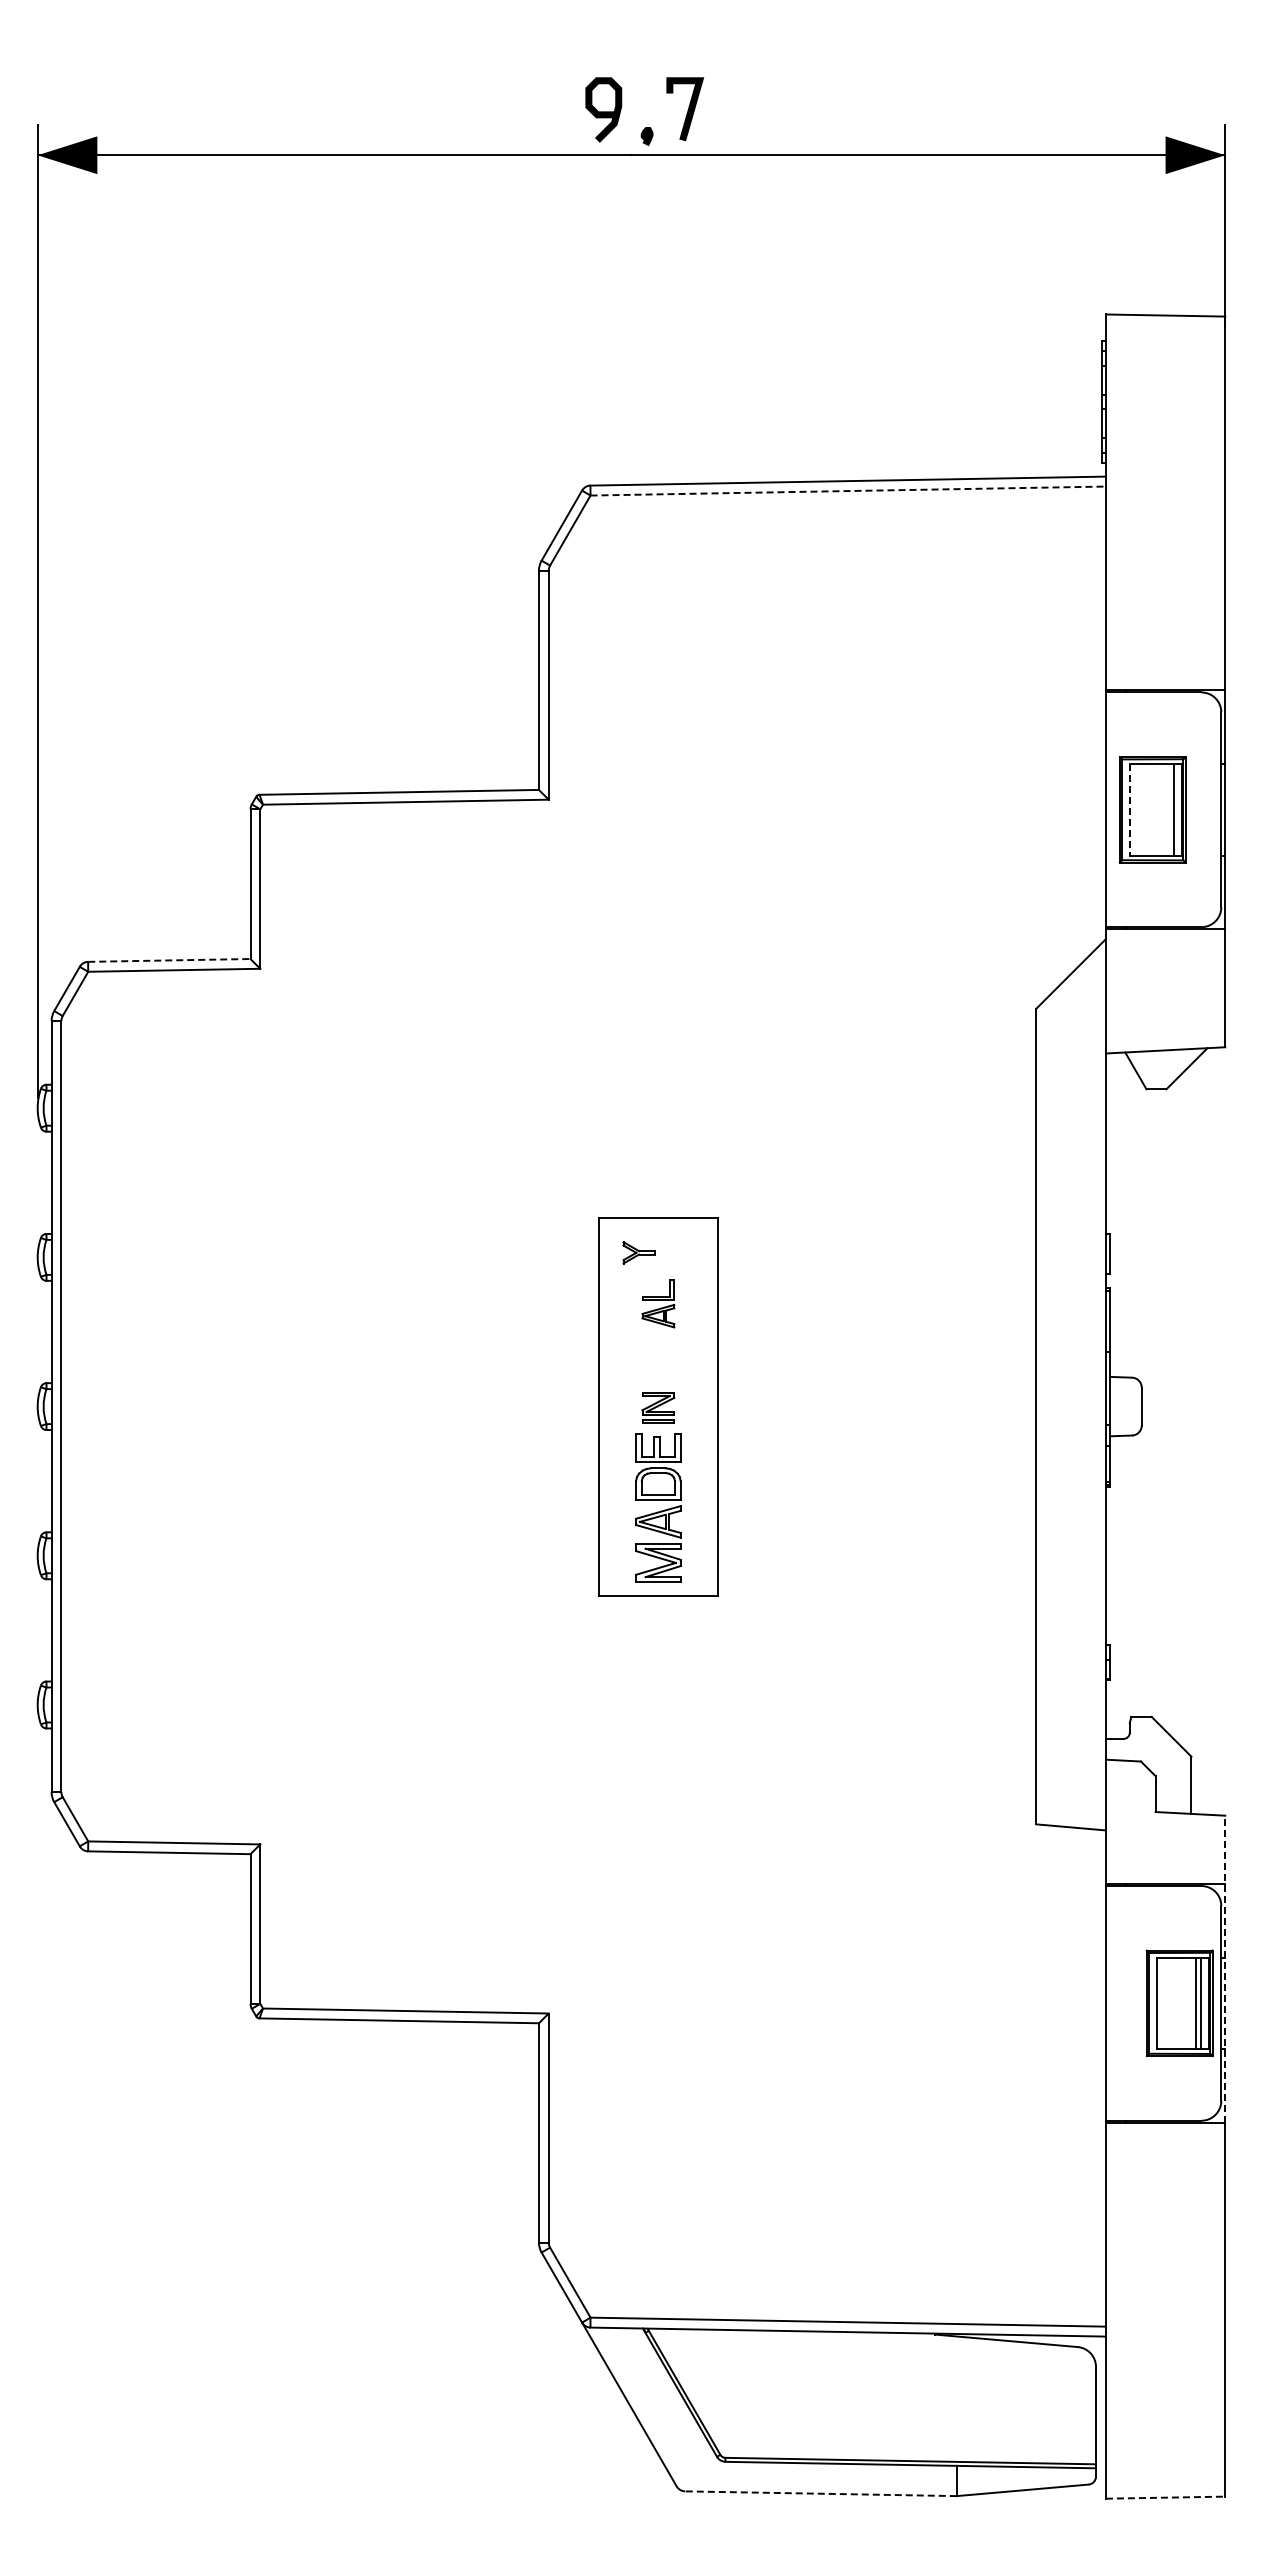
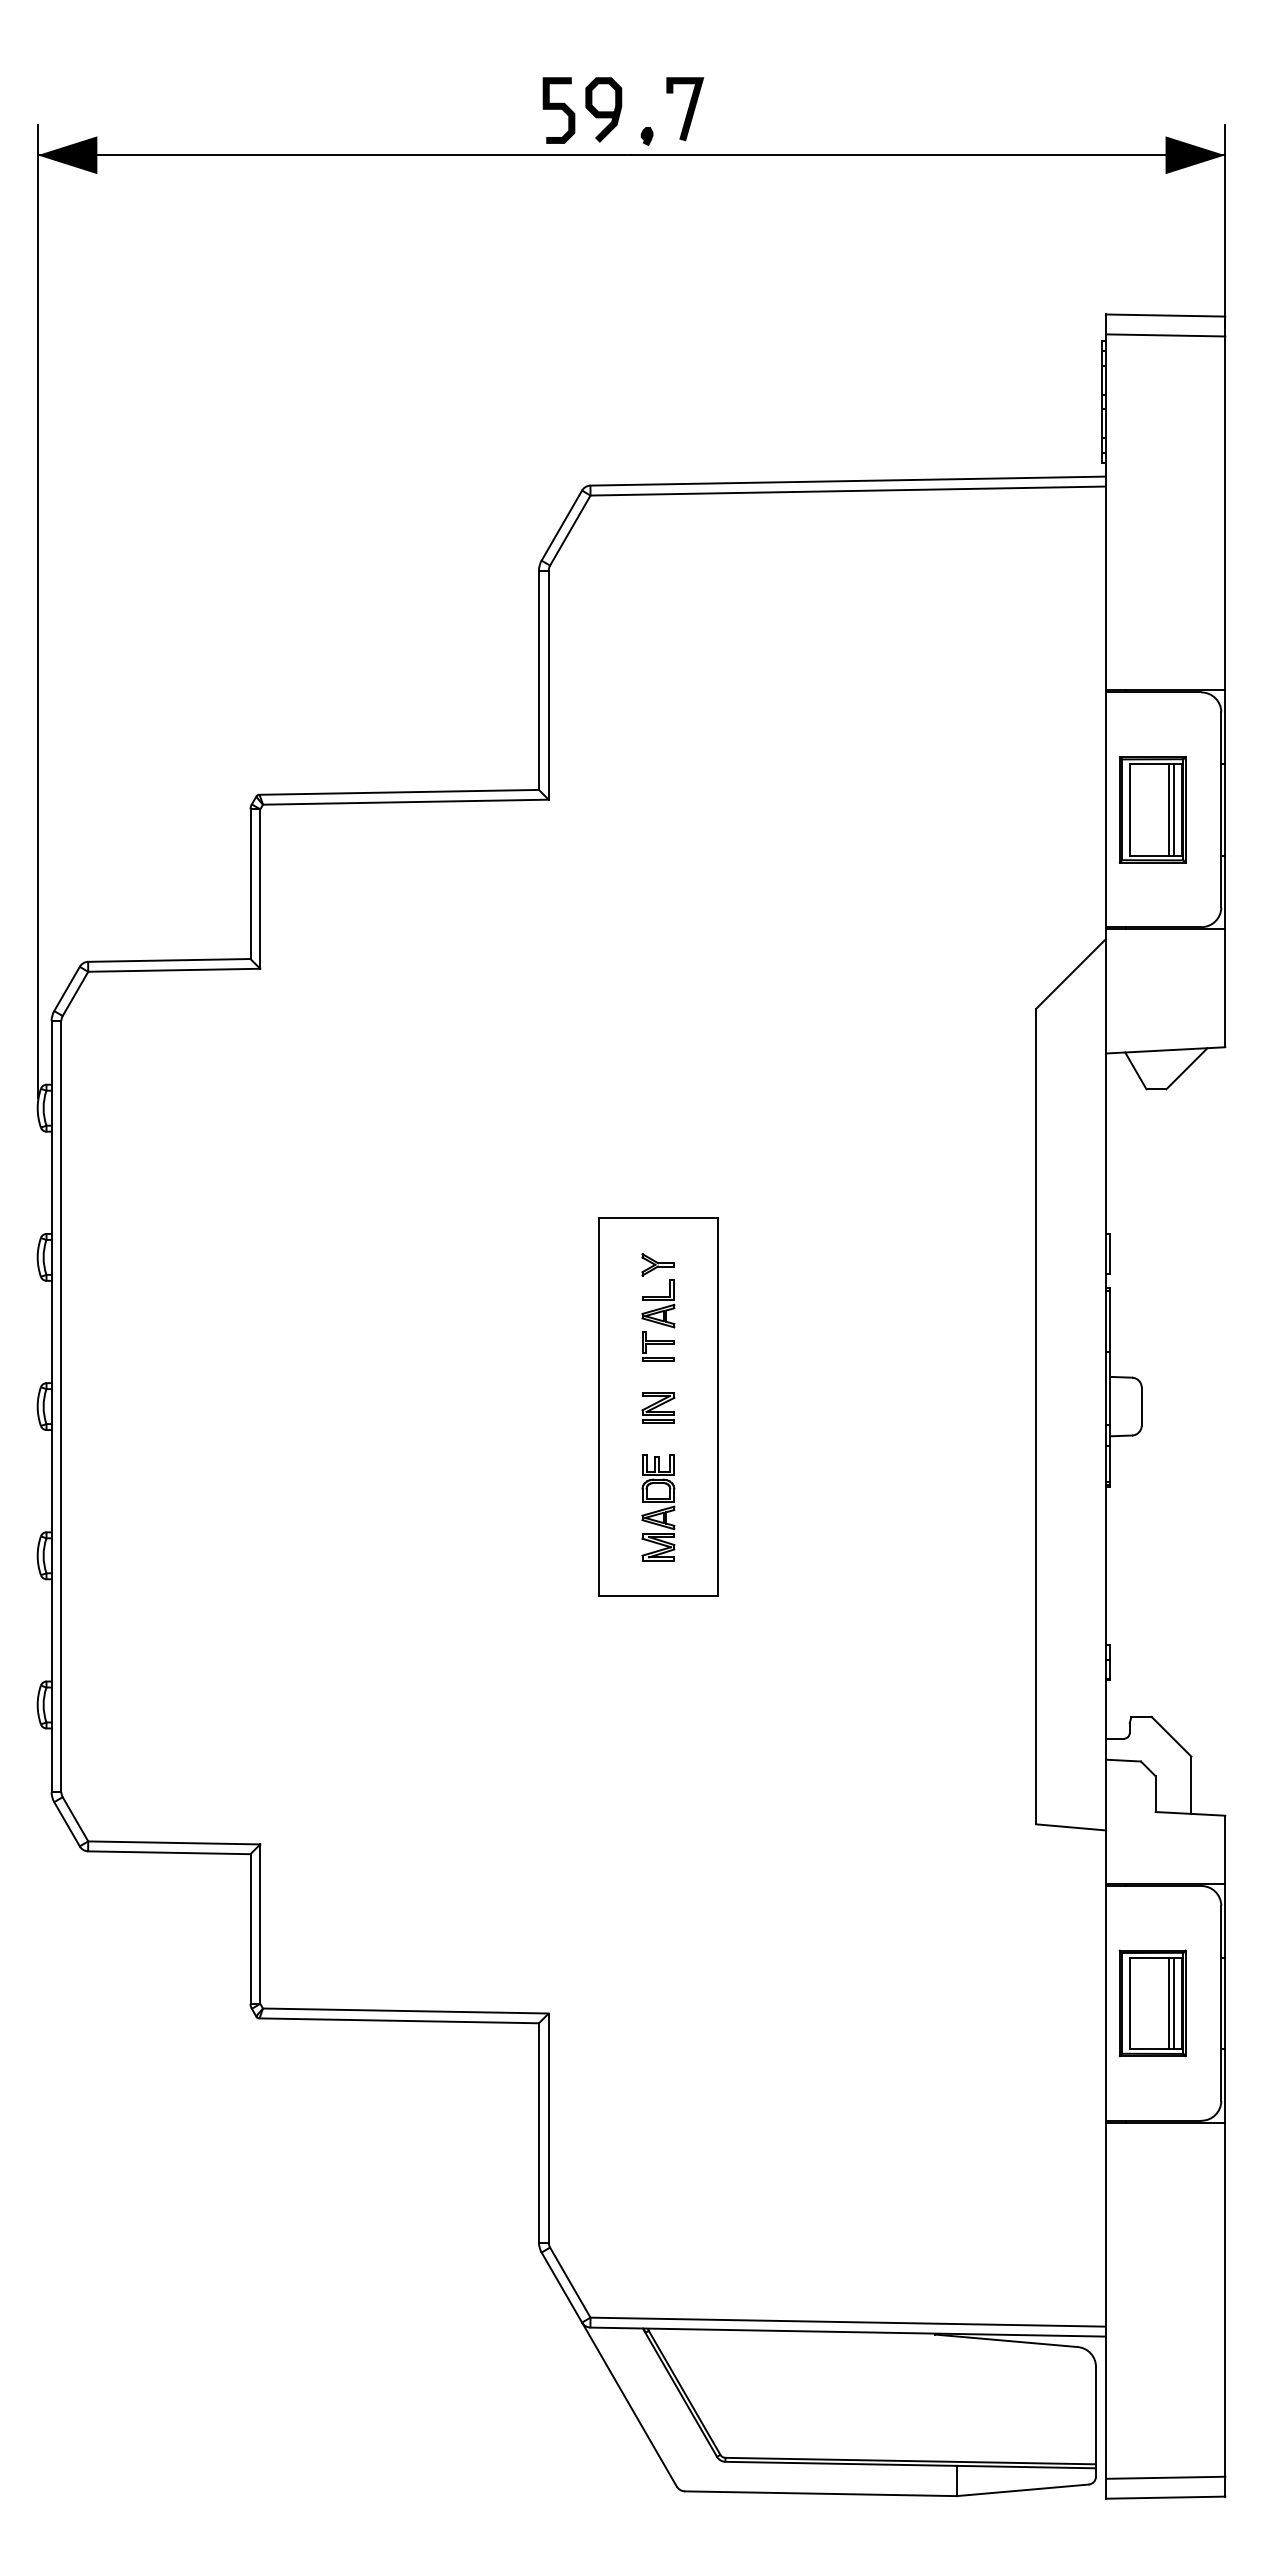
curve: none -> present (558, 109)
line: none -> present (1165, 335)
line: dashed -> solid (848, 491)
line: dashed -> solid (1130, 809)
line: none -> present (1169, 809)
line: dashed -> solid (169, 960)
part position: (638, 1252) -> (657, 1264) (657, 1264)
part: none -> present (658, 1346)
part size: 47x150 px -> 35x108 px (658, 1507)
line: dashed -> solid (1225, 1969)
part position: (1179, 2003) -> (1152, 2003) (1152, 2003)
line: none -> present (1165, 2477)
line: dashed -> solid (820, 2493)
line: dashed -> solid (1165, 2497)
